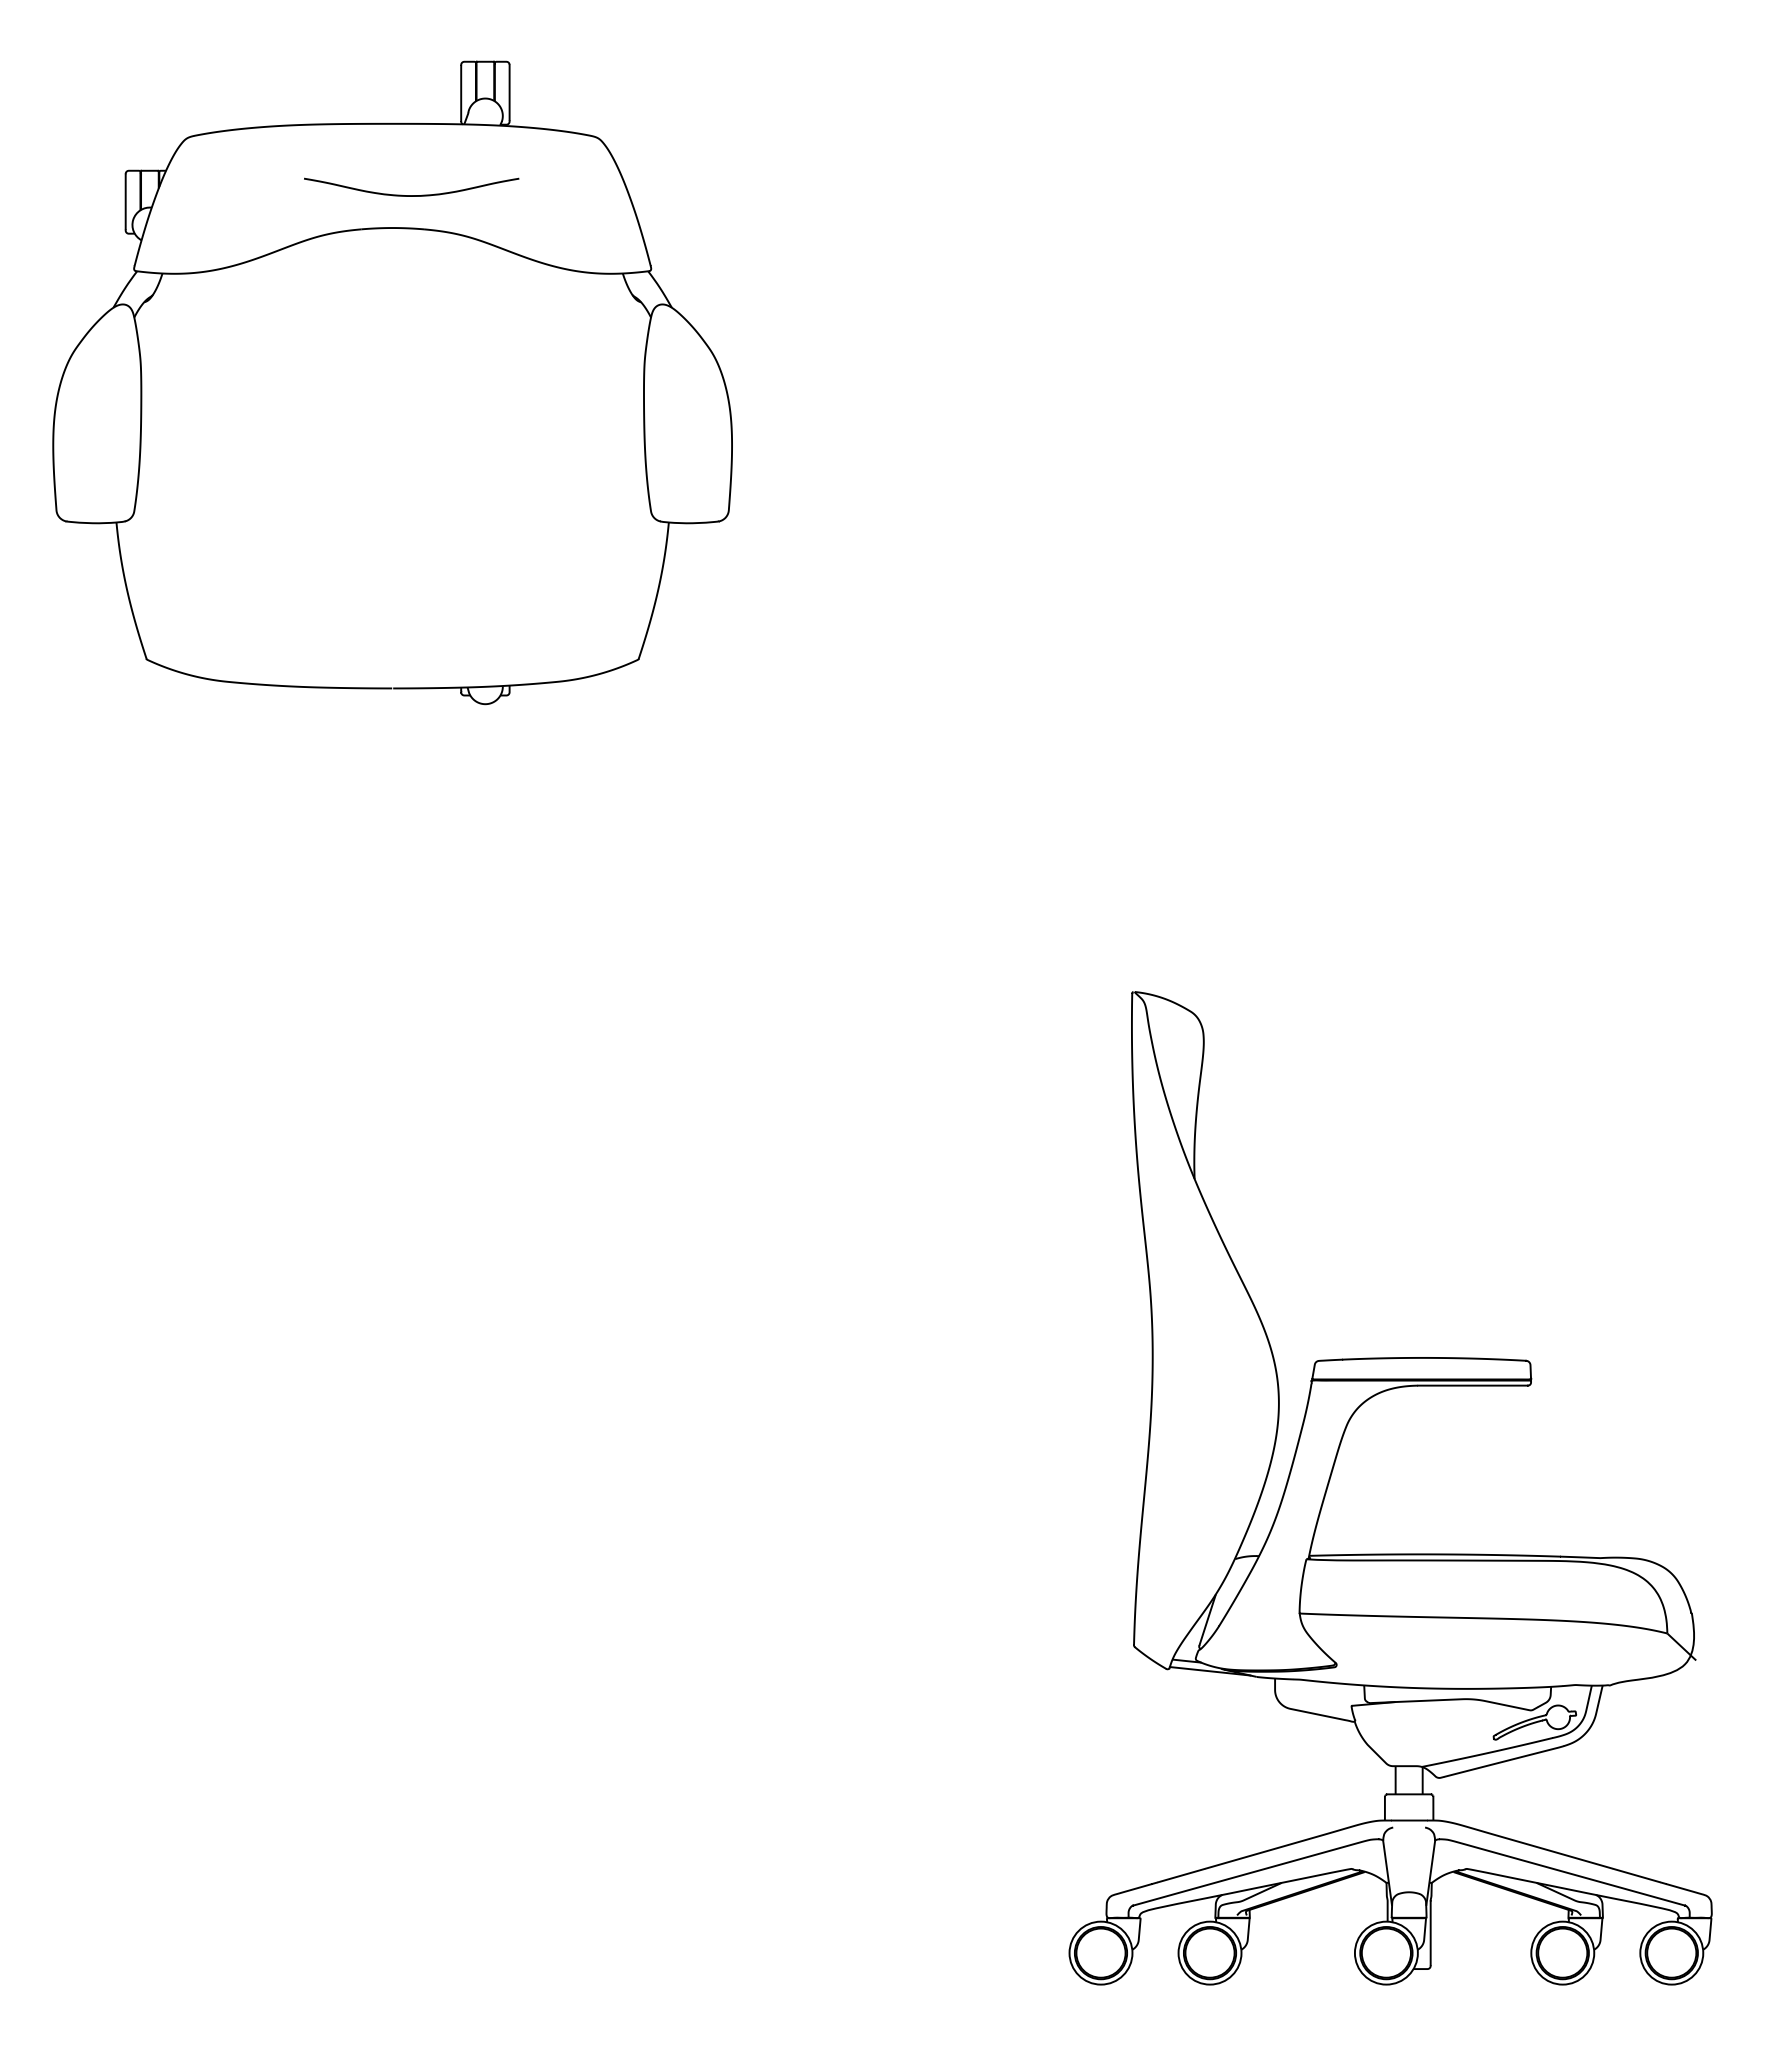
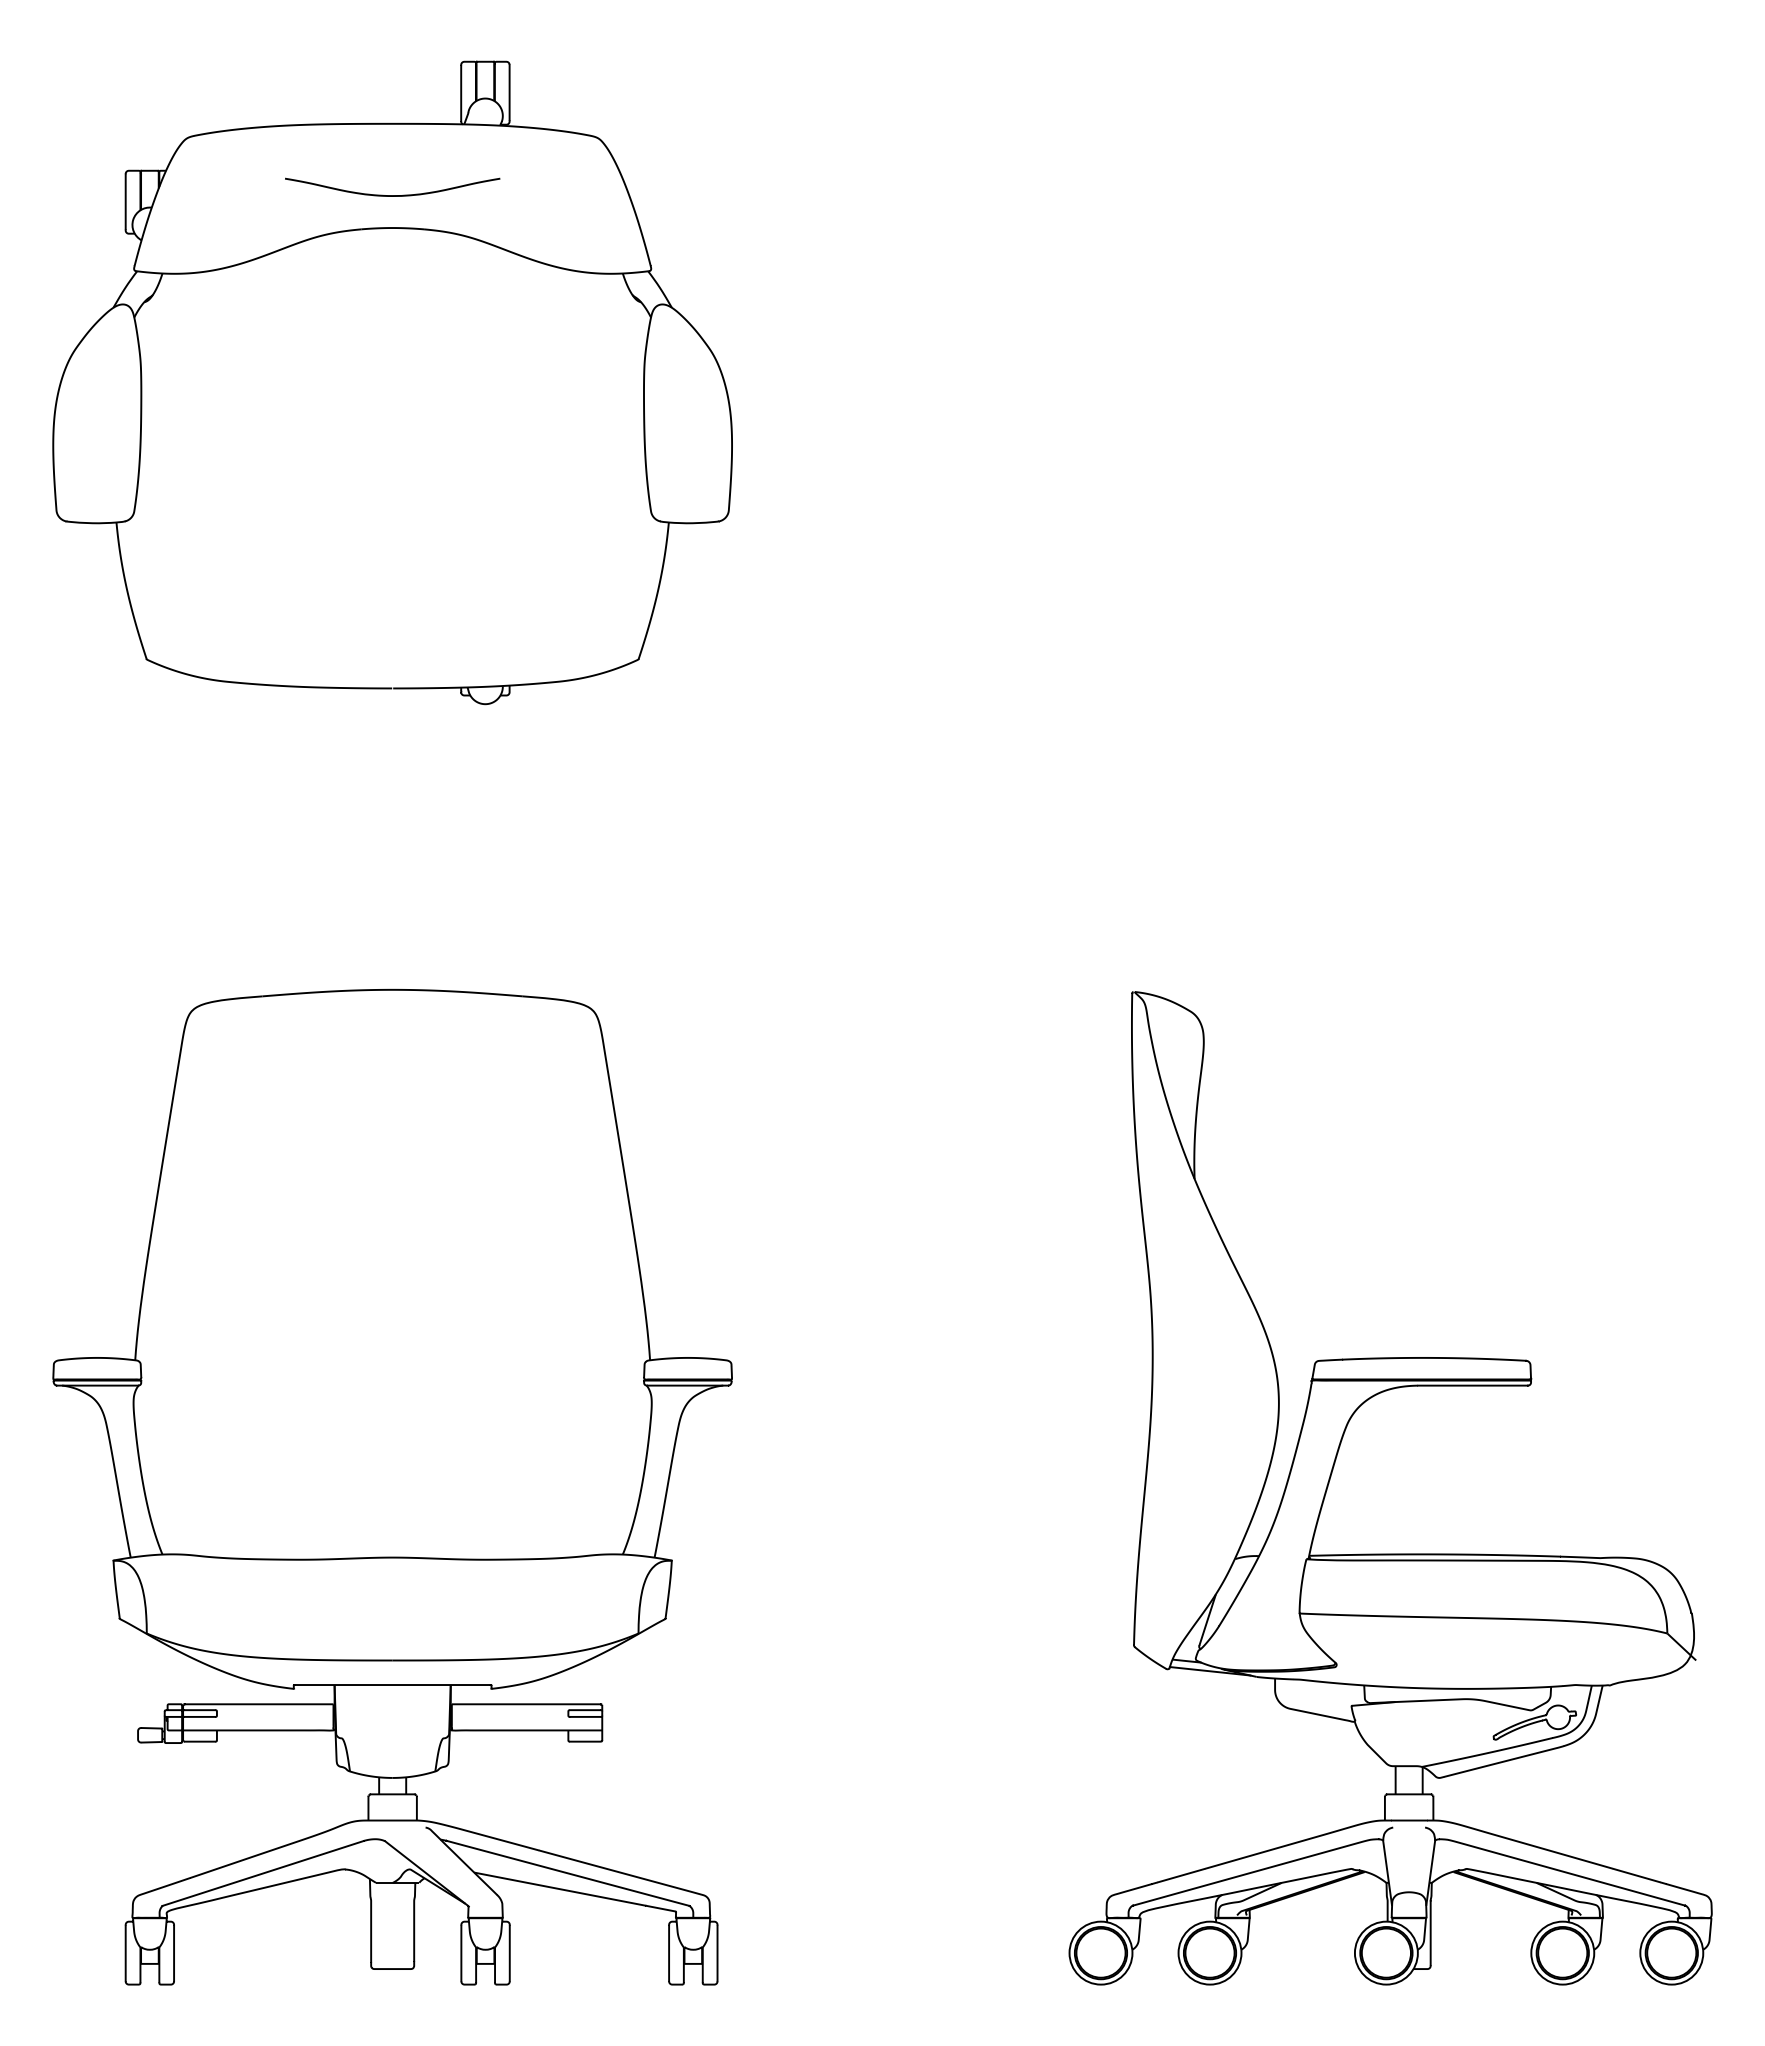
curve position: (411, 195) -> (392, 195) (392, 195)
part: none -> present (392, 1486)
